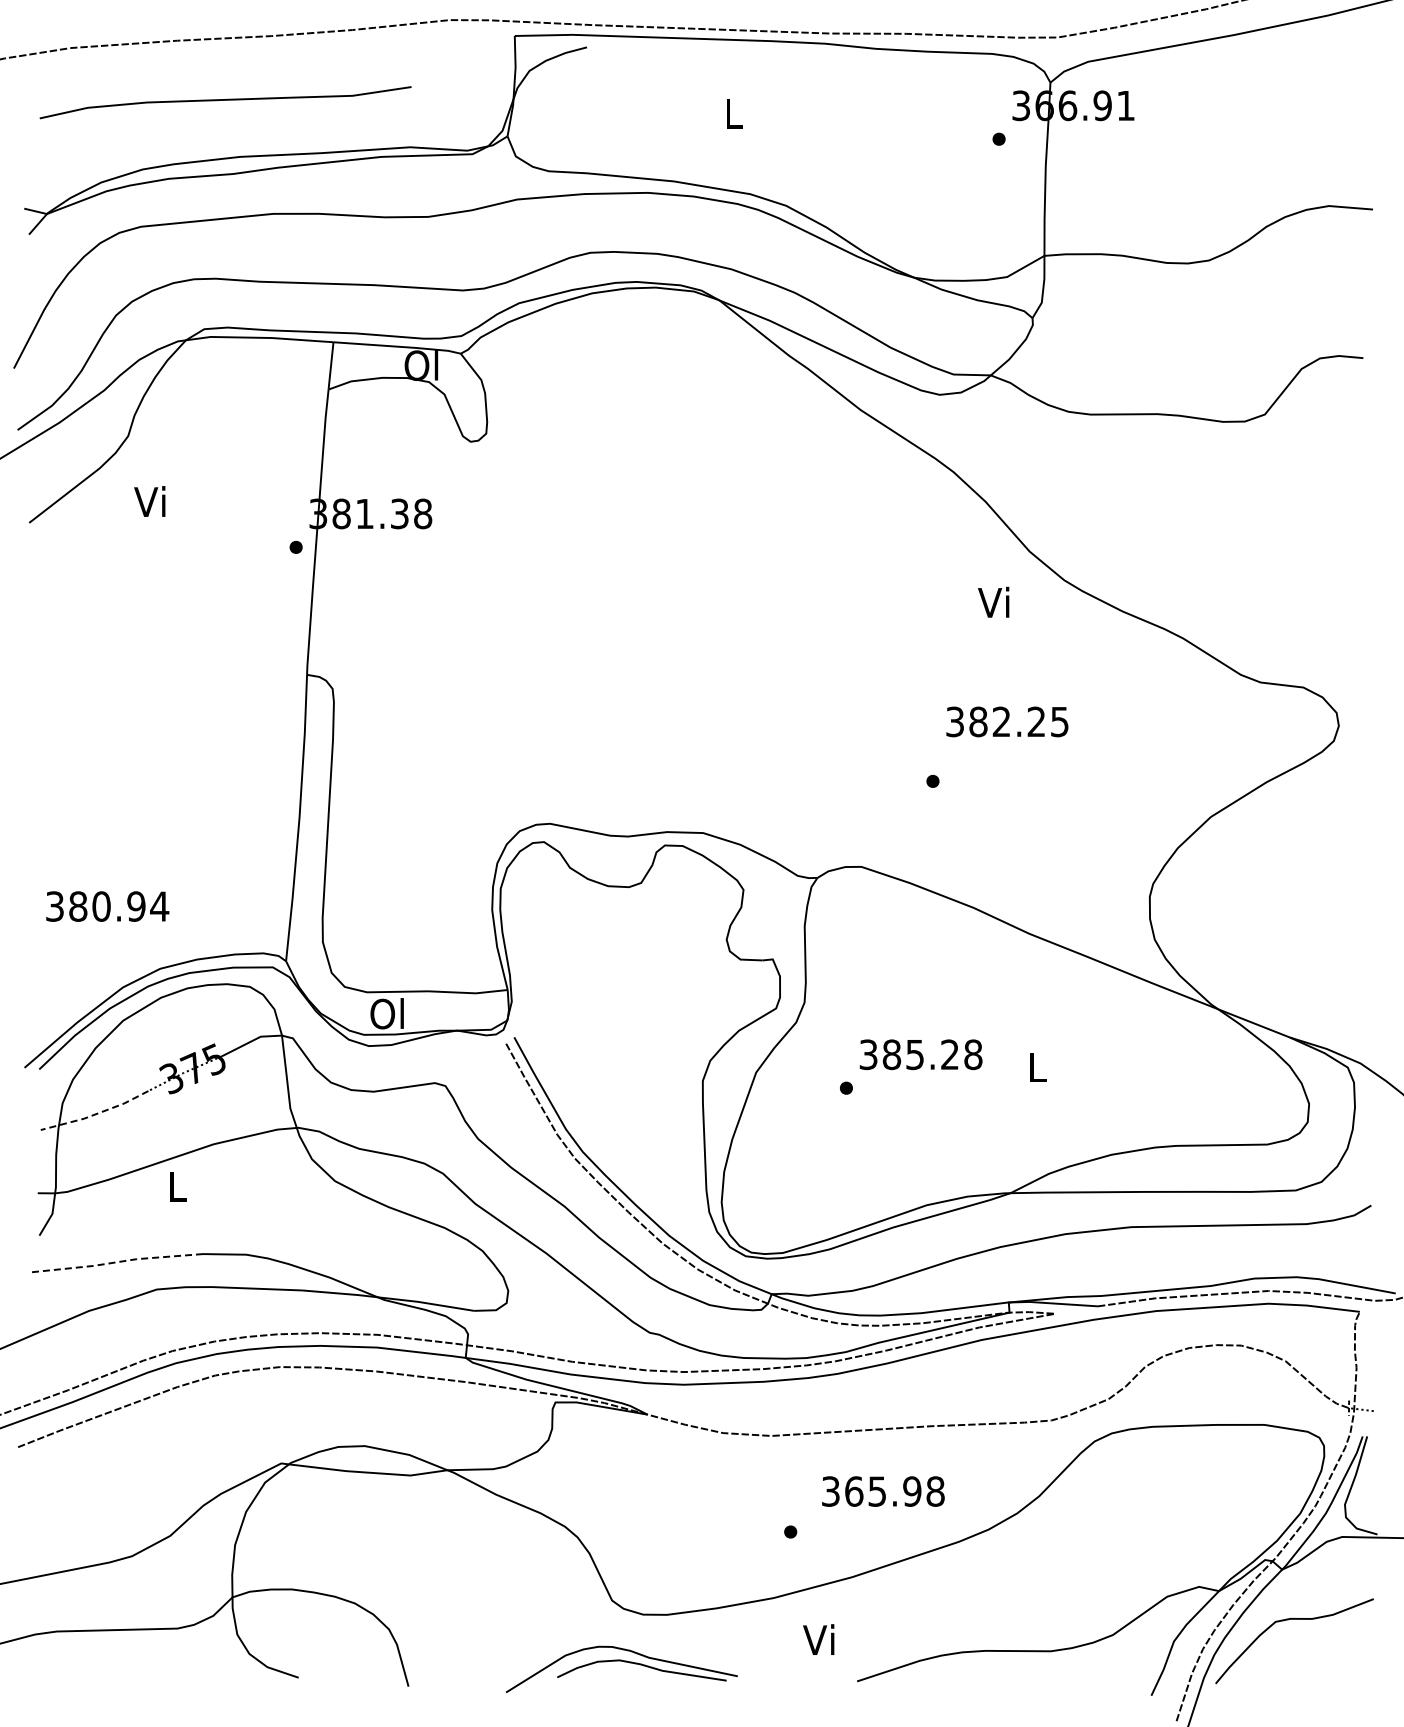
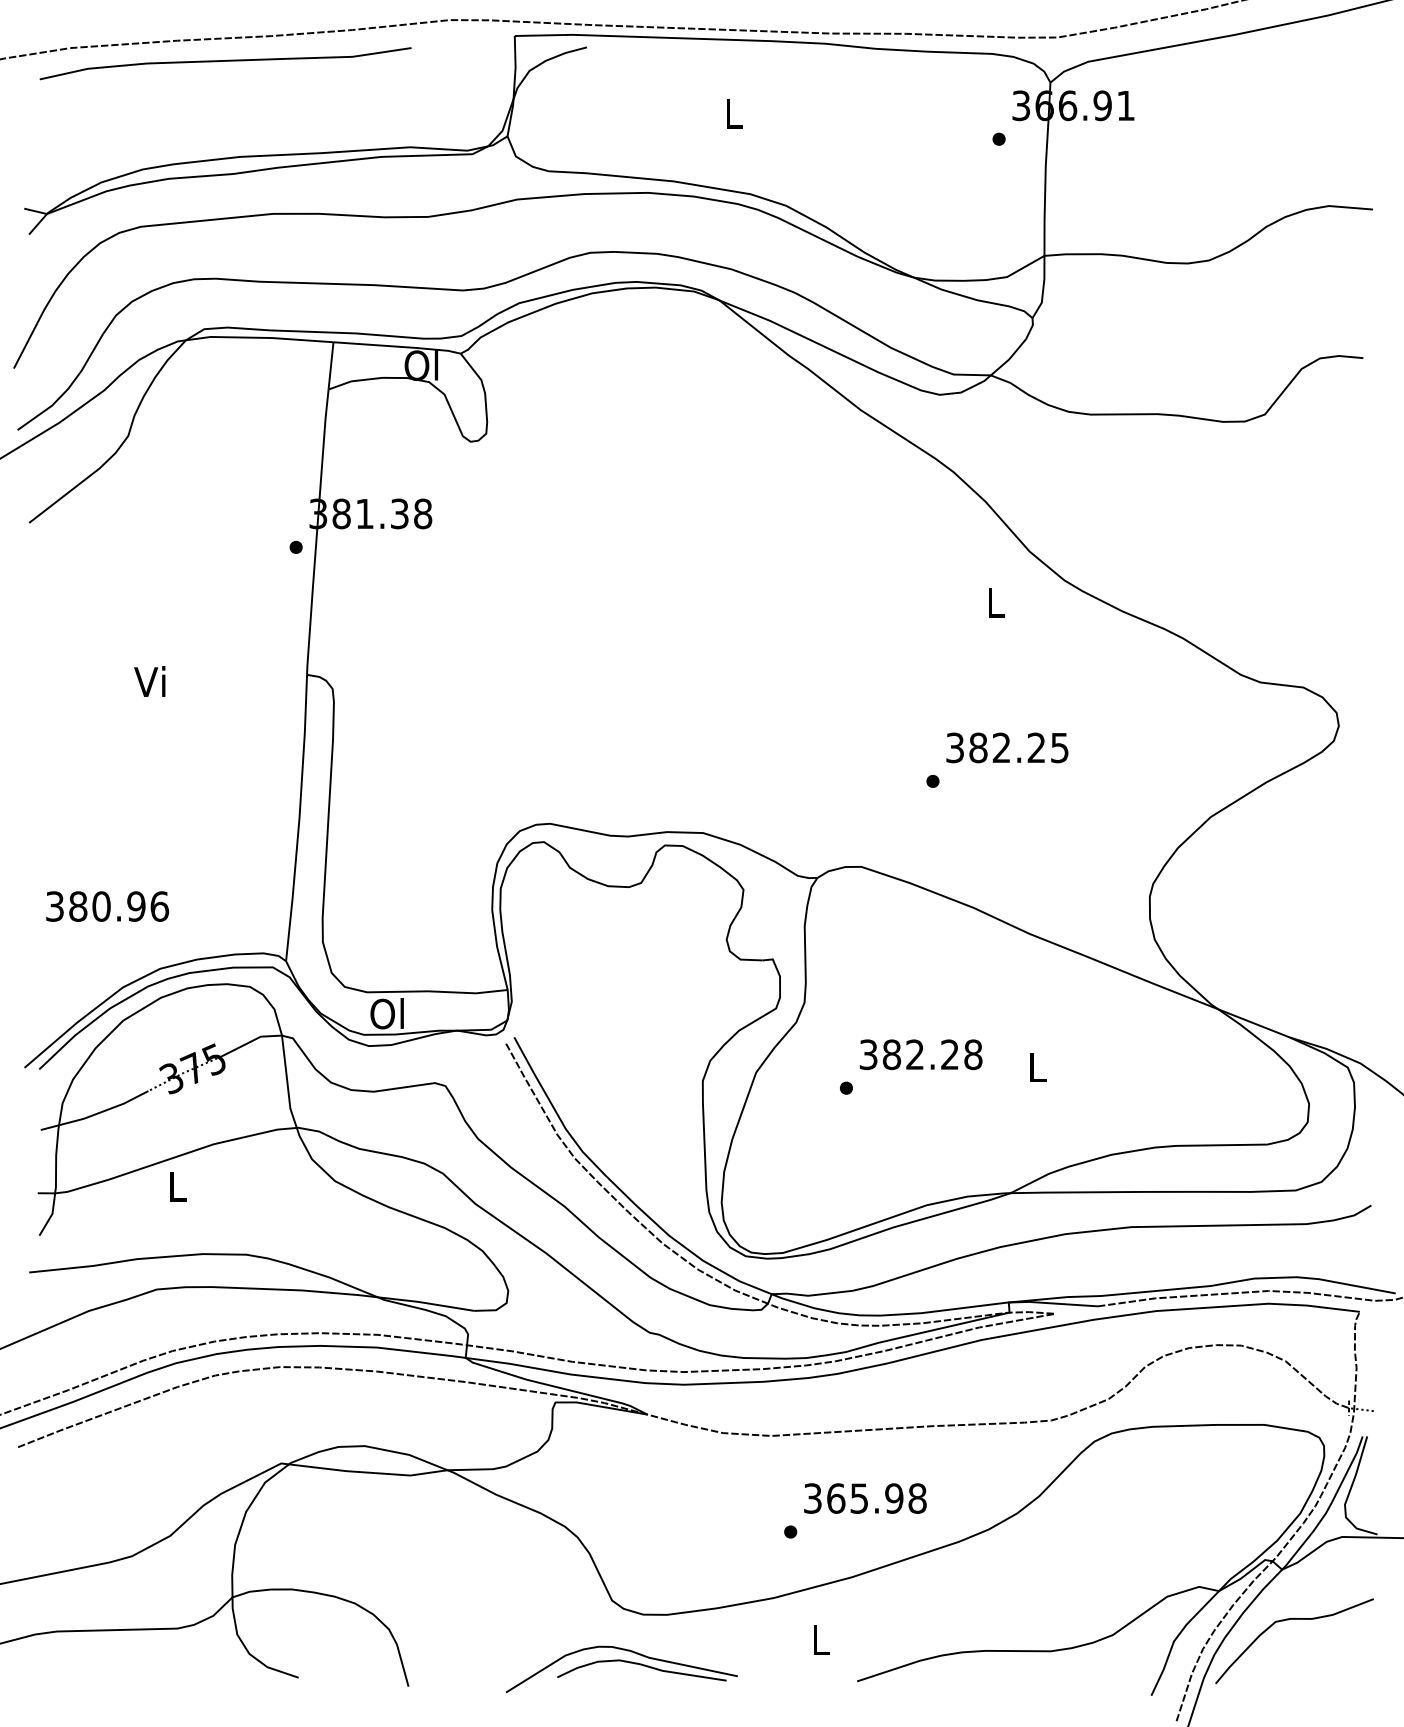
curve position: (225, 100) -> (225, 61) (225, 61)
text position: (149, 501) -> (149, 681) (149, 681)
text: Vi -> L (993, 601)
text position: (1007, 721) -> (1007, 747) (1007, 747)
text: 380.94 -> 380.96 (159, 906)
text: 385.28 -> 382.28 (914, 1054)
line: dashed -> solid (96, 1114)
line: dashed -> solid (115, 1262)
text position: (883, 1491) -> (865, 1498) (865, 1498)
text: Vi -> L (818, 1639)
